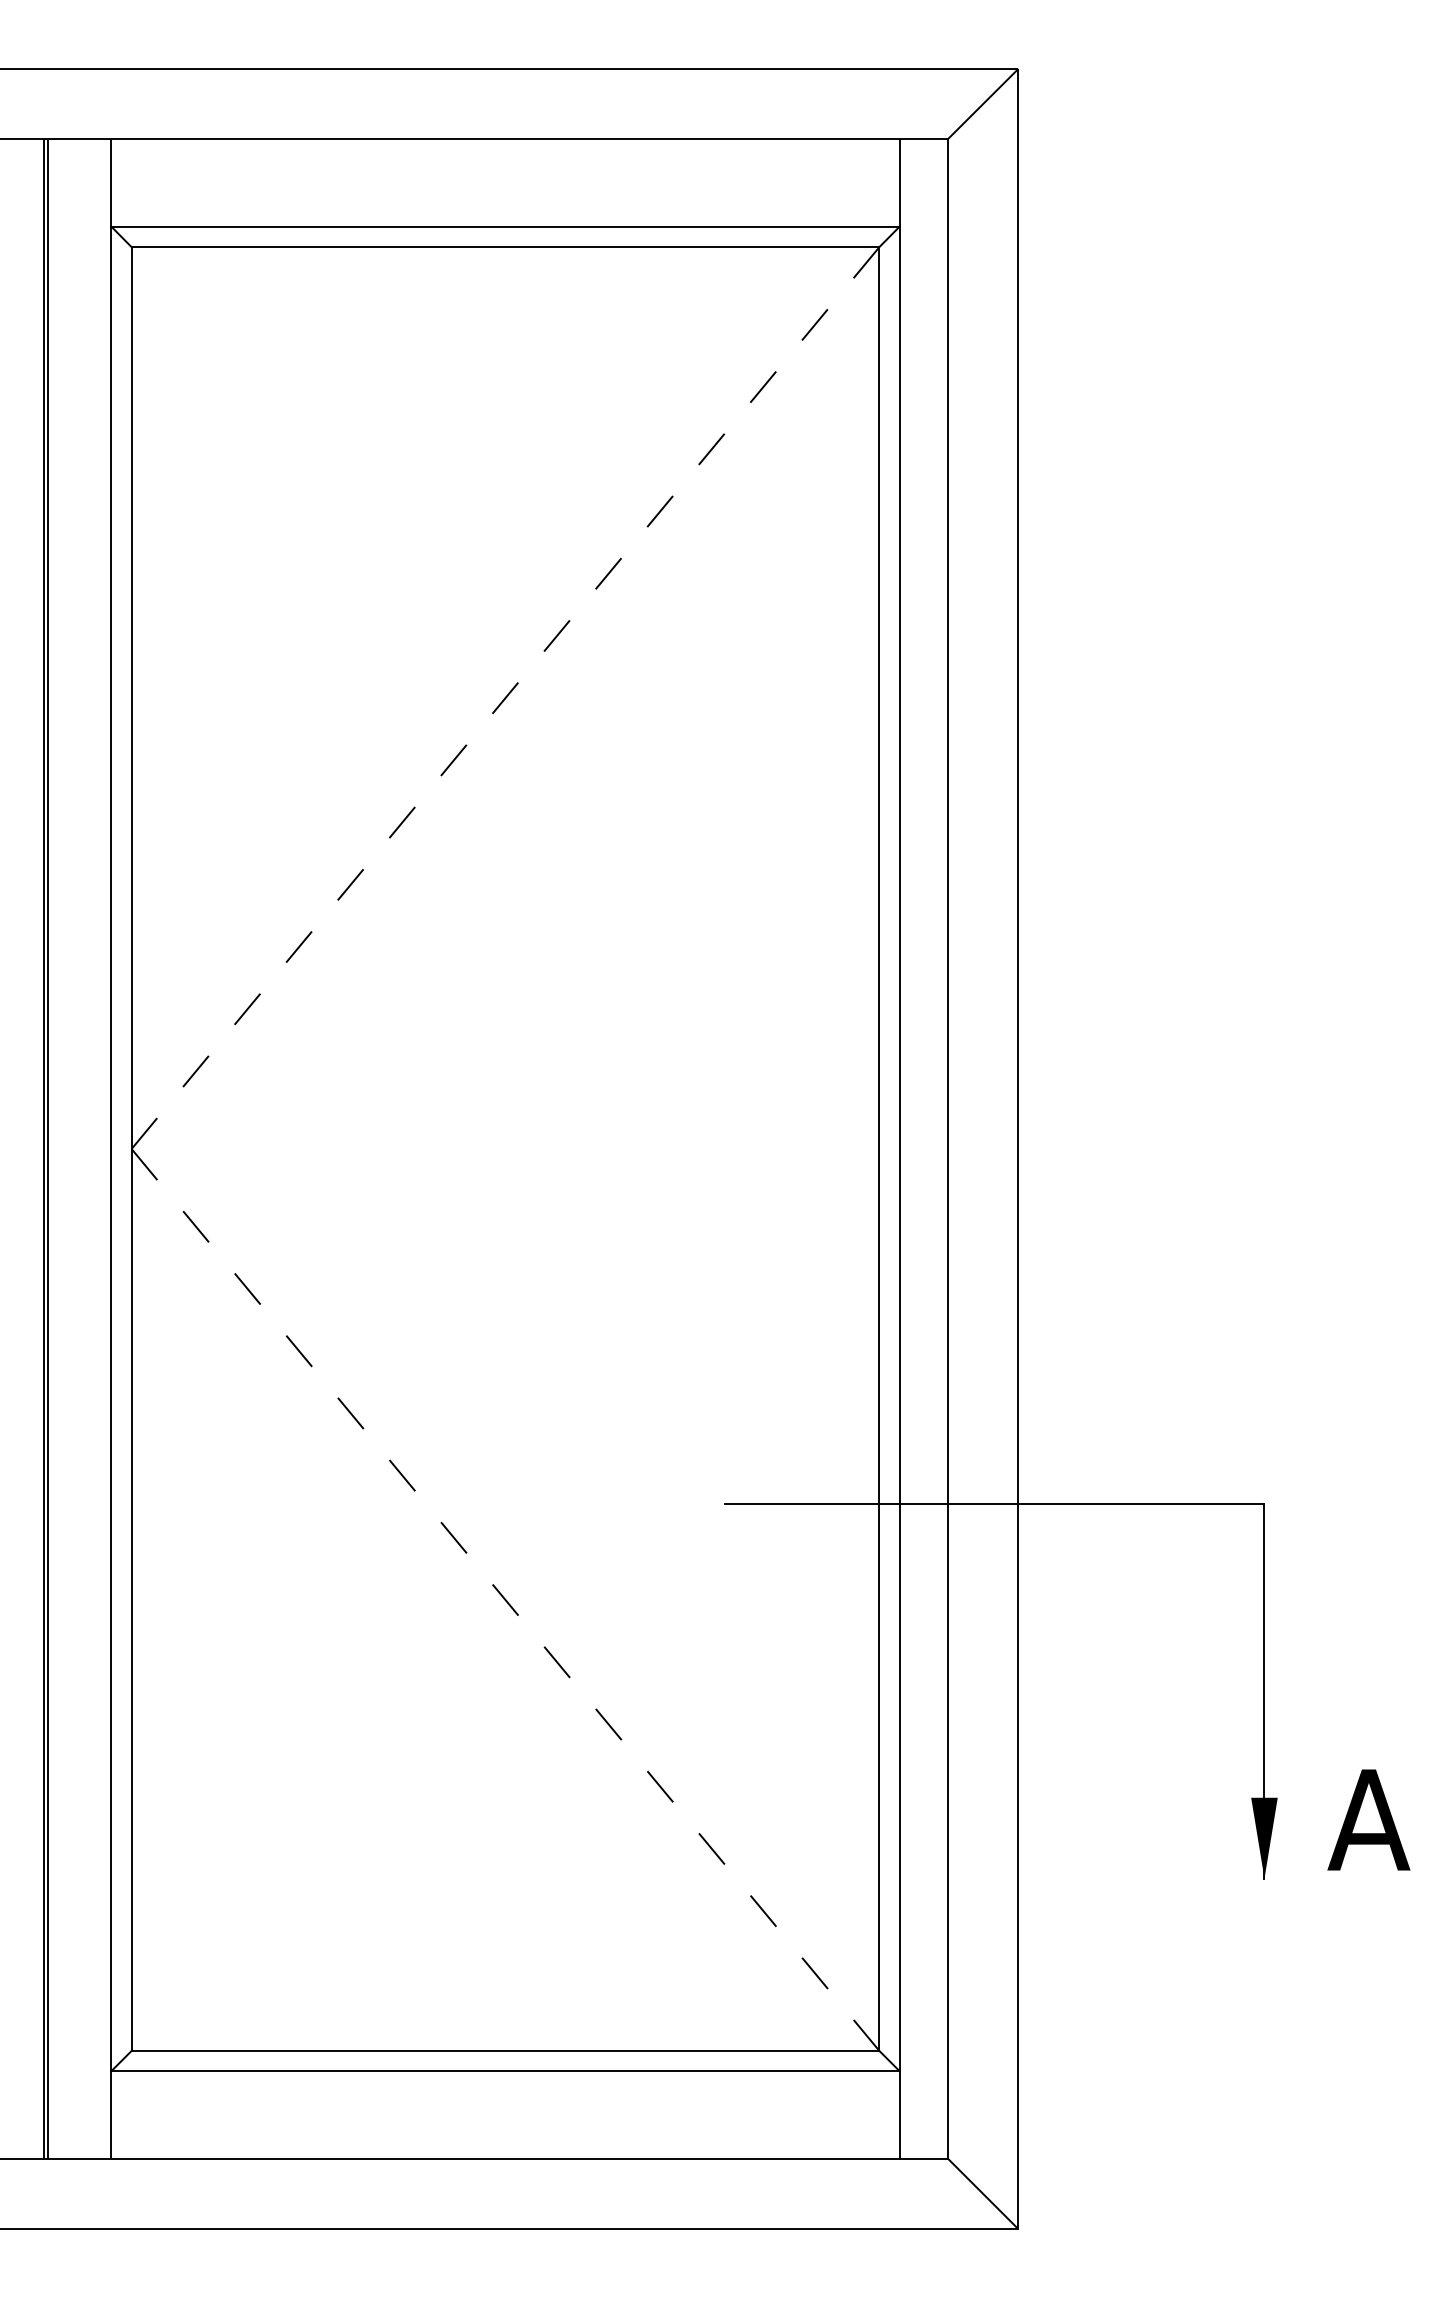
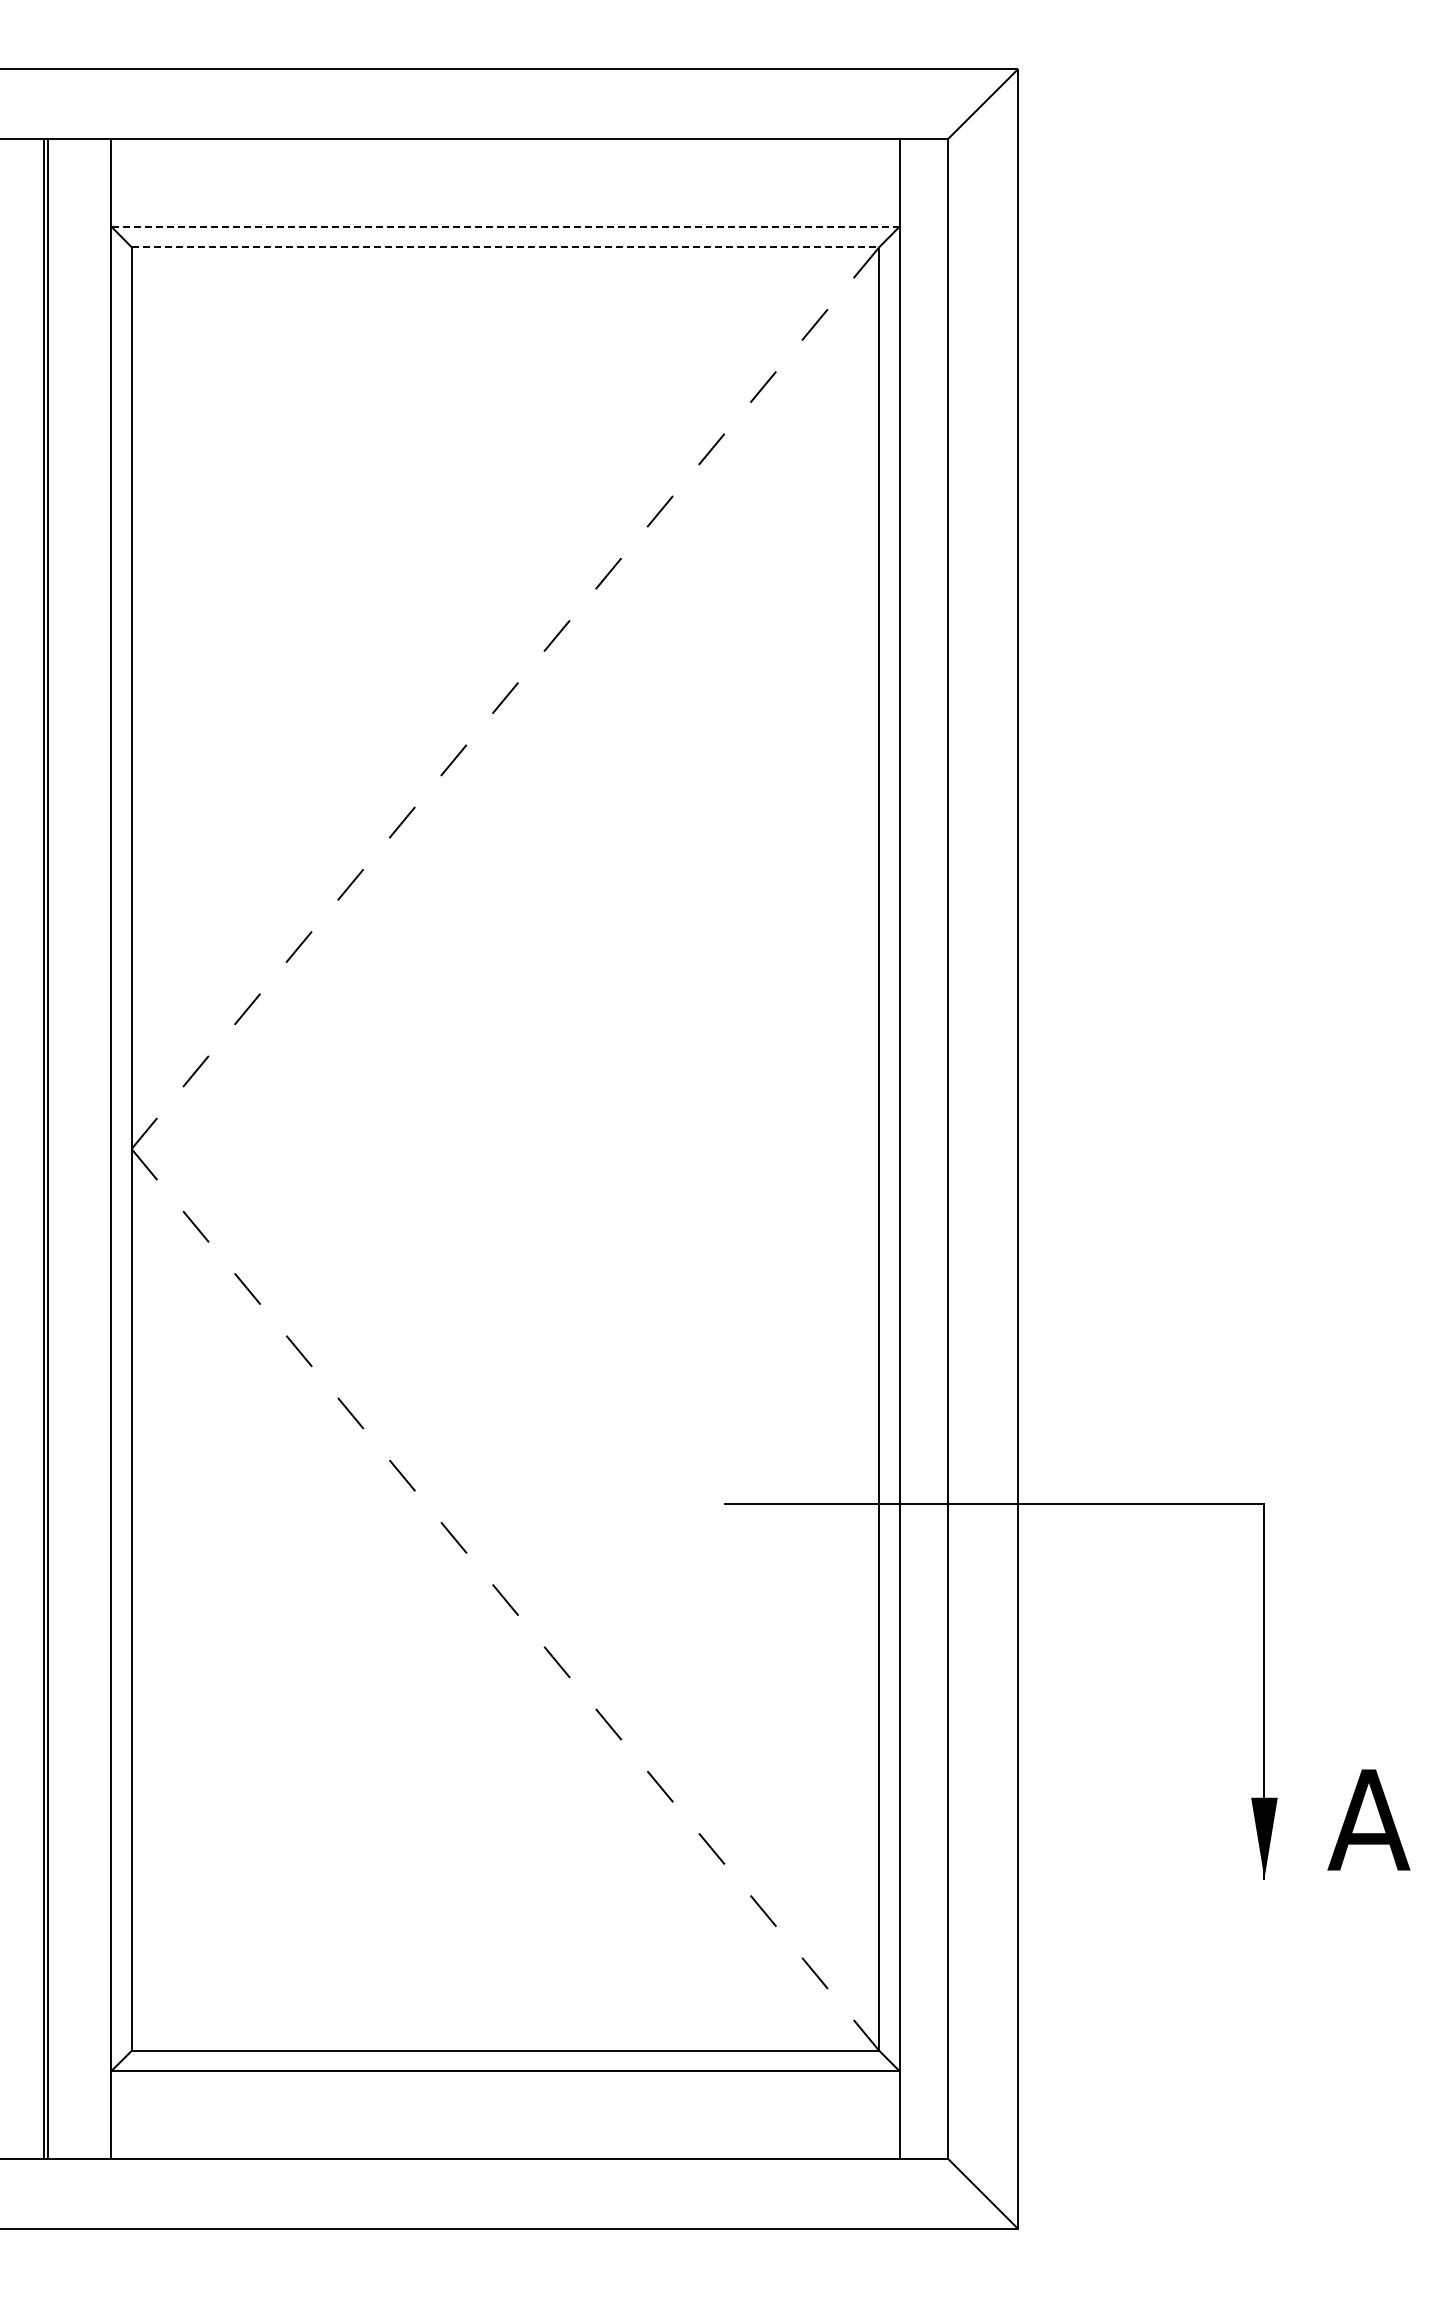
line: solid -> dashed (505, 226)
line: solid -> dashed (505, 247)
